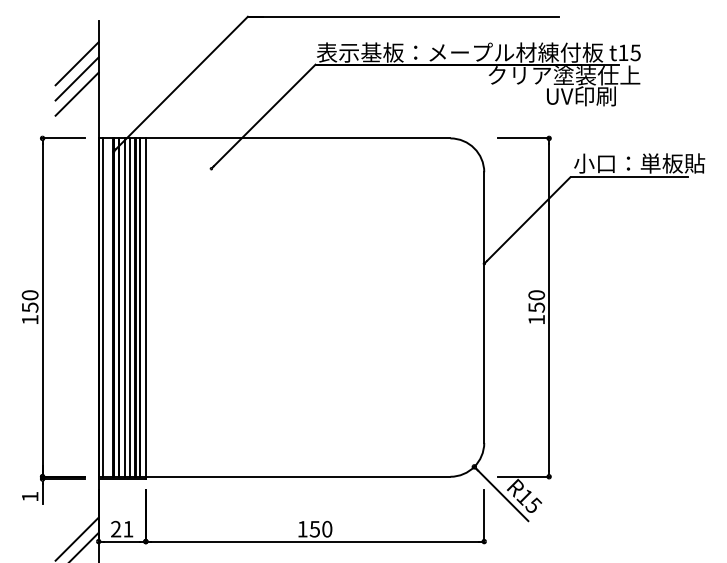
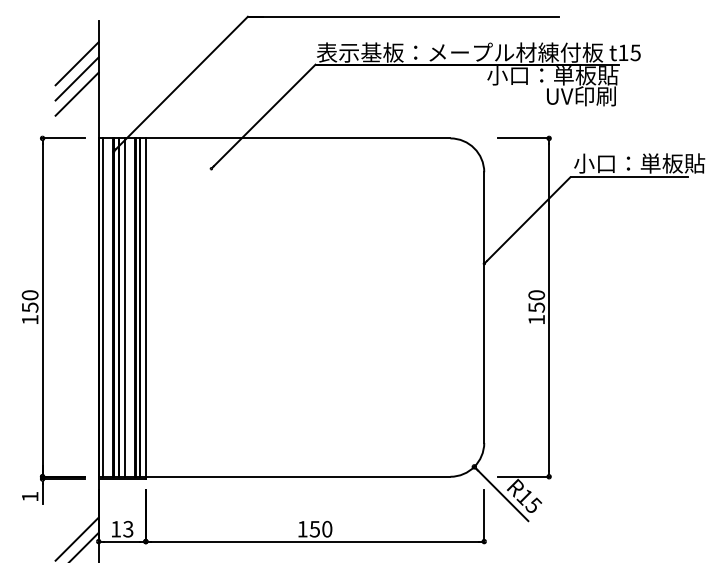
text: クリア塗装仕上 -> 小口：単板貼 (563, 75)
line: present -> none (129, 307)
text: 21 -> 13 (122, 528)
